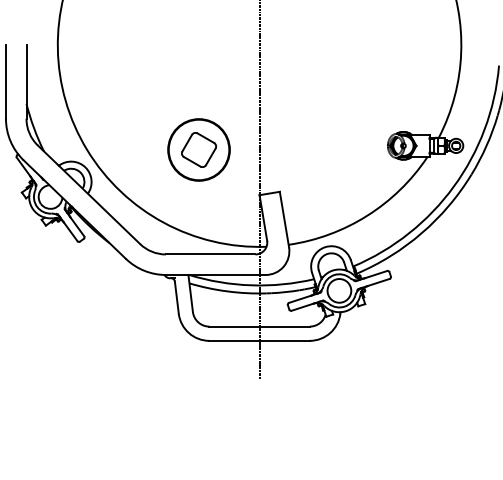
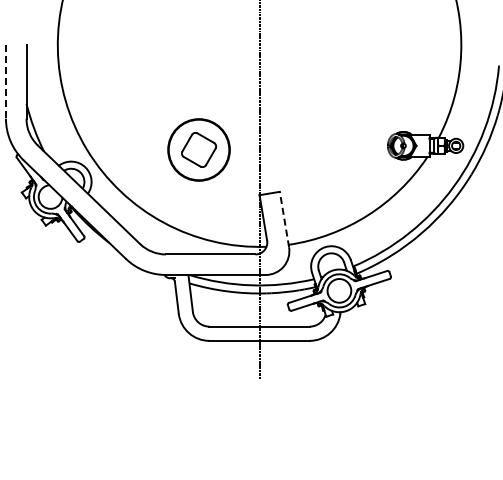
line: solid -> dashed (5, 81)
line: solid -> dashed (284, 219)
